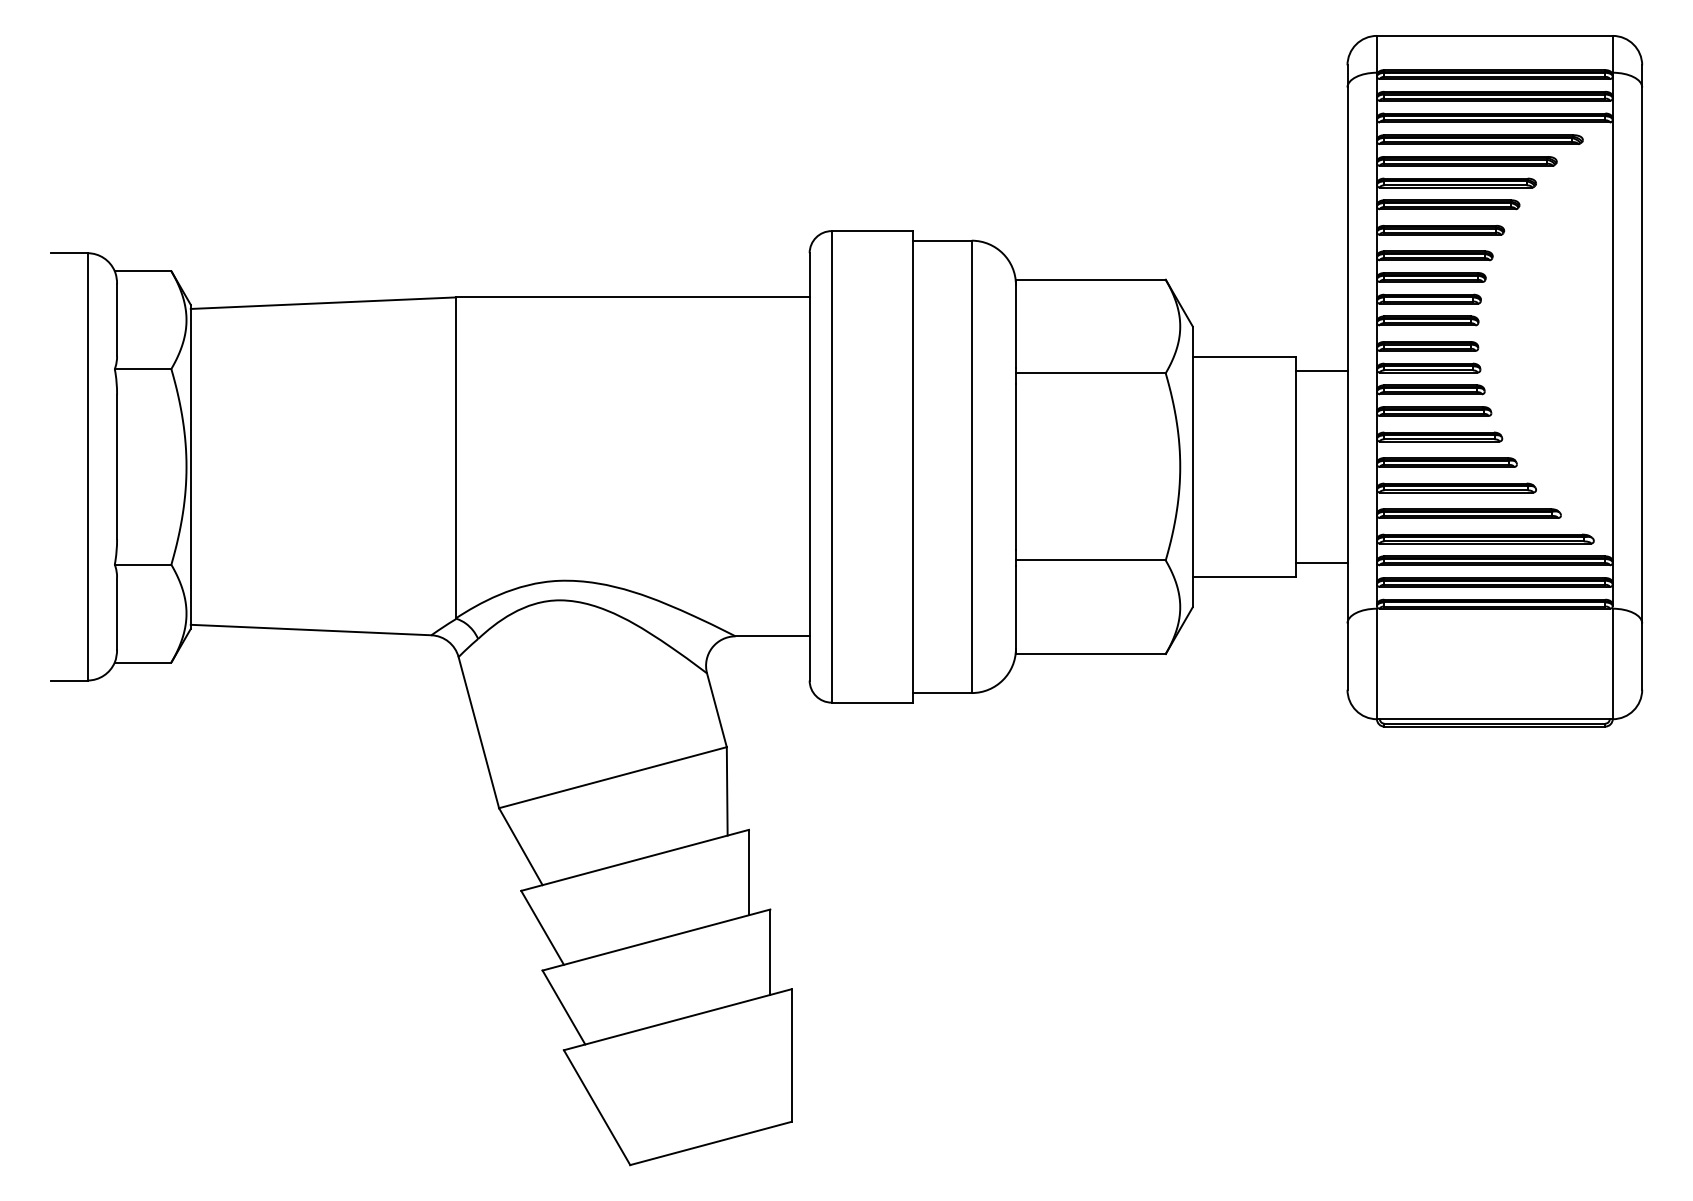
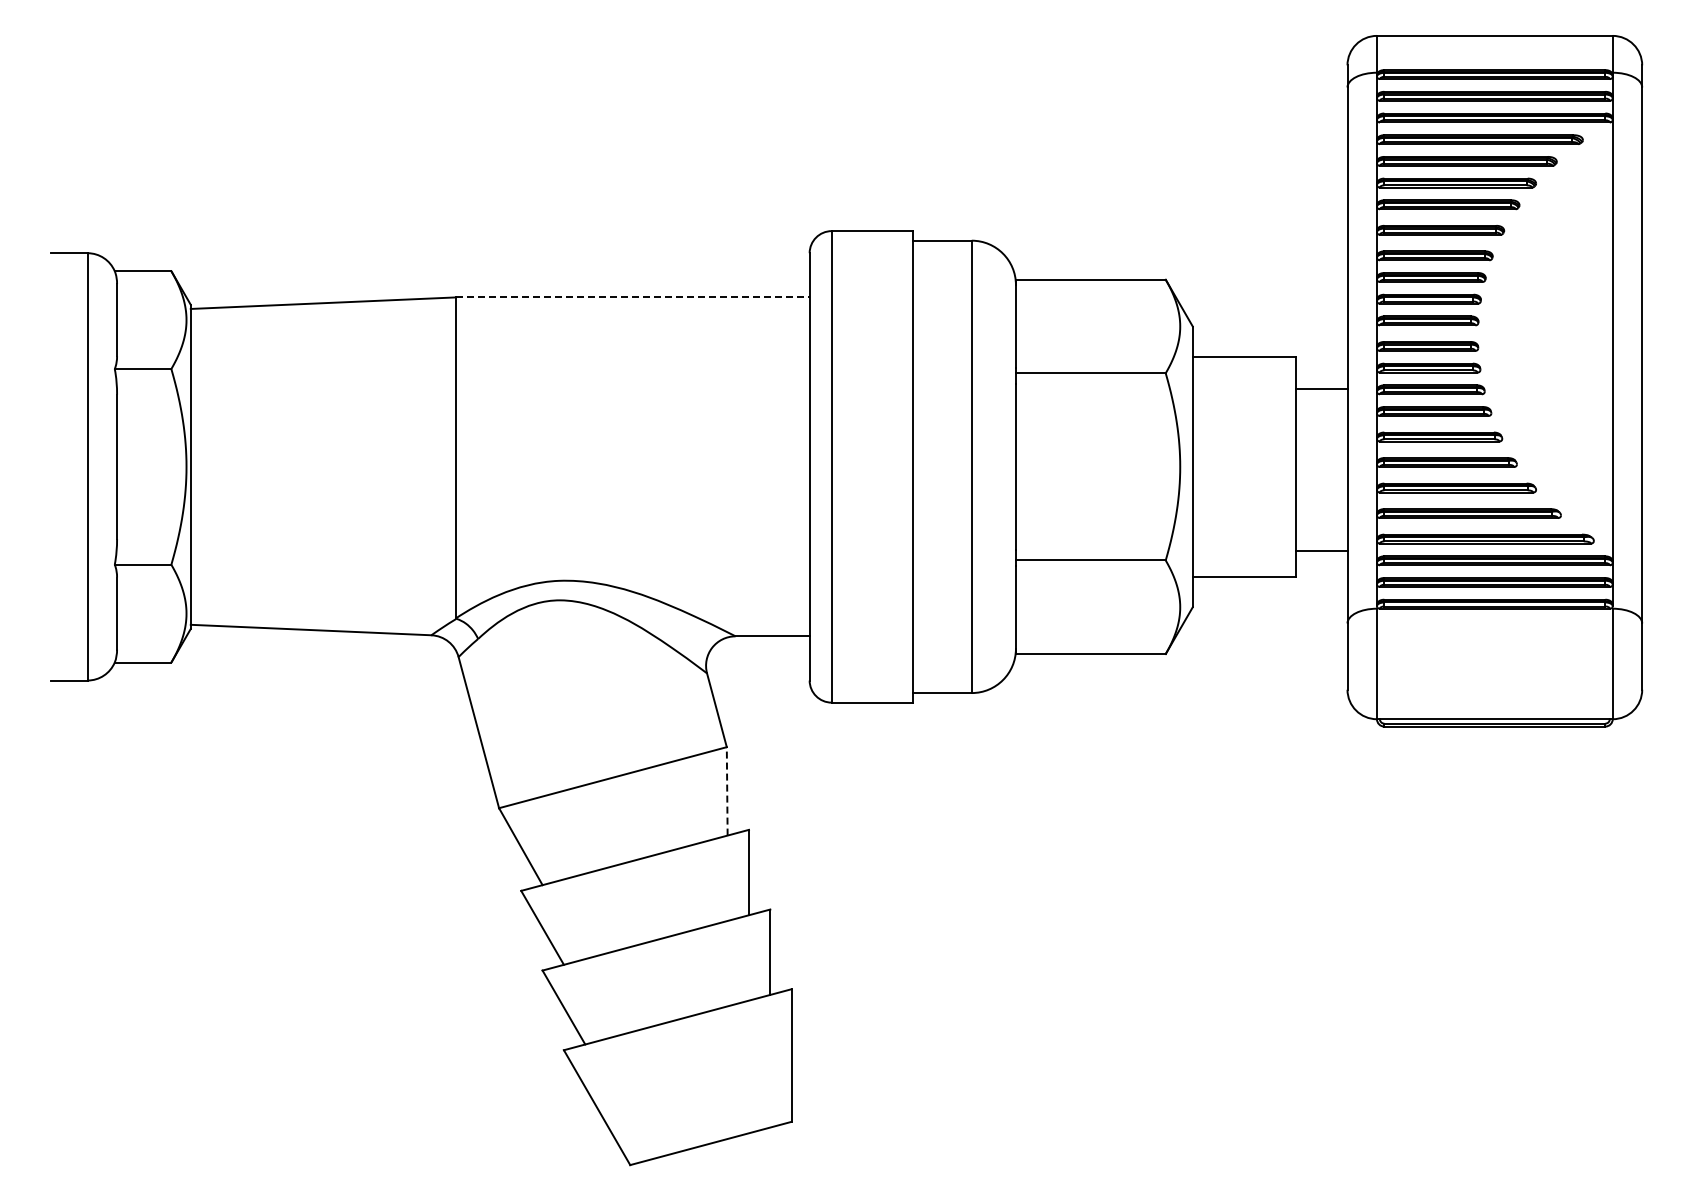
line: solid -> dashed (632, 297)
line position: (1321, 371) -> (1321, 389) (1321, 389)
line position: (1321, 562) -> (1321, 550) (1321, 550)
line: solid -> dashed (727, 790)
